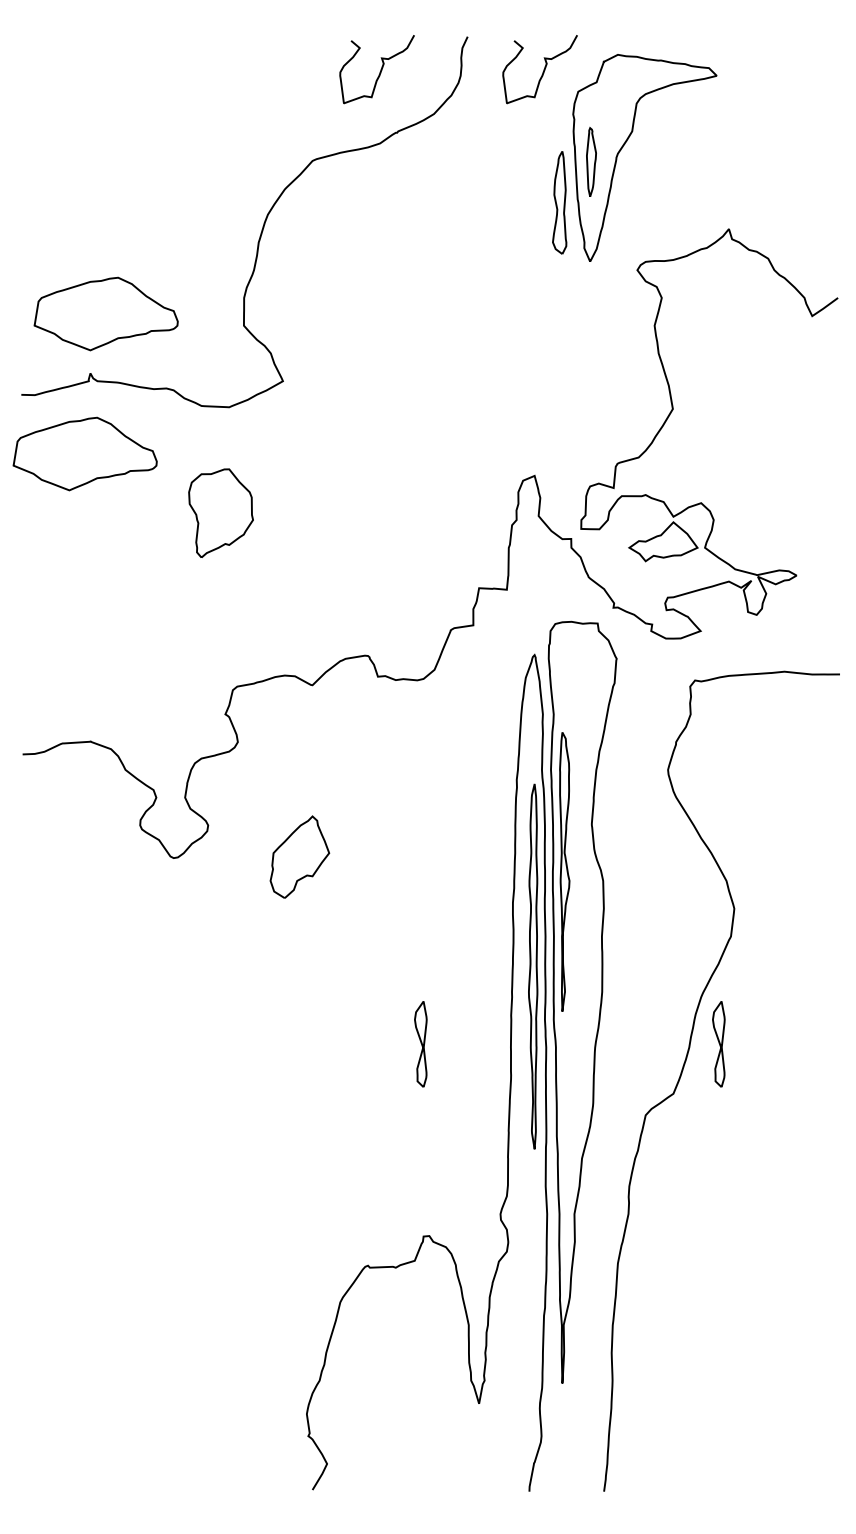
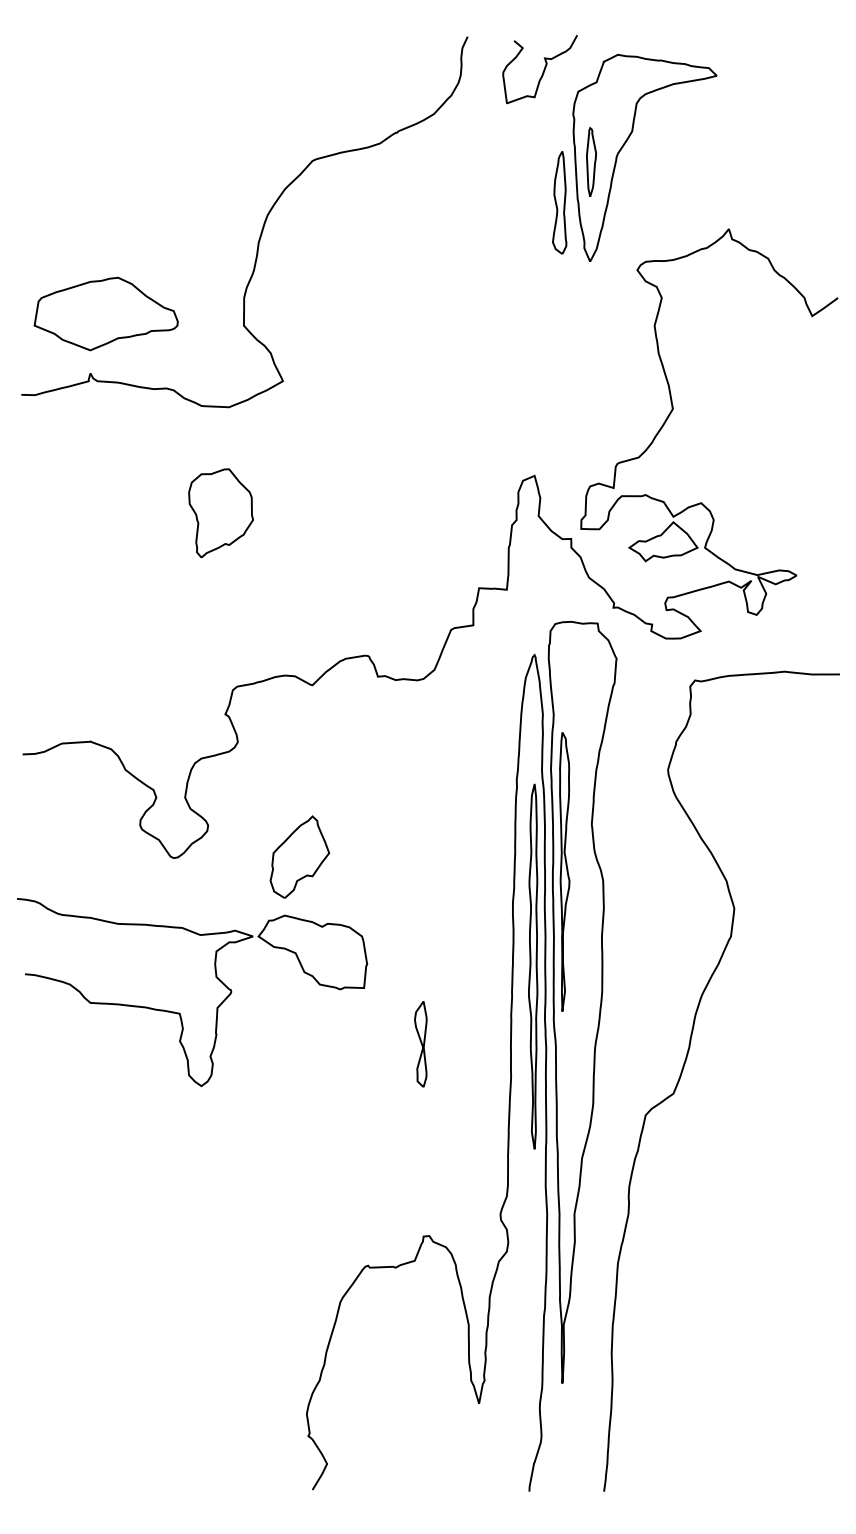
curve: present -> none (380, 69)
part: present -> none (84, 453)
part: none -> present (179, 1012)
part: present -> none (718, 1044)
